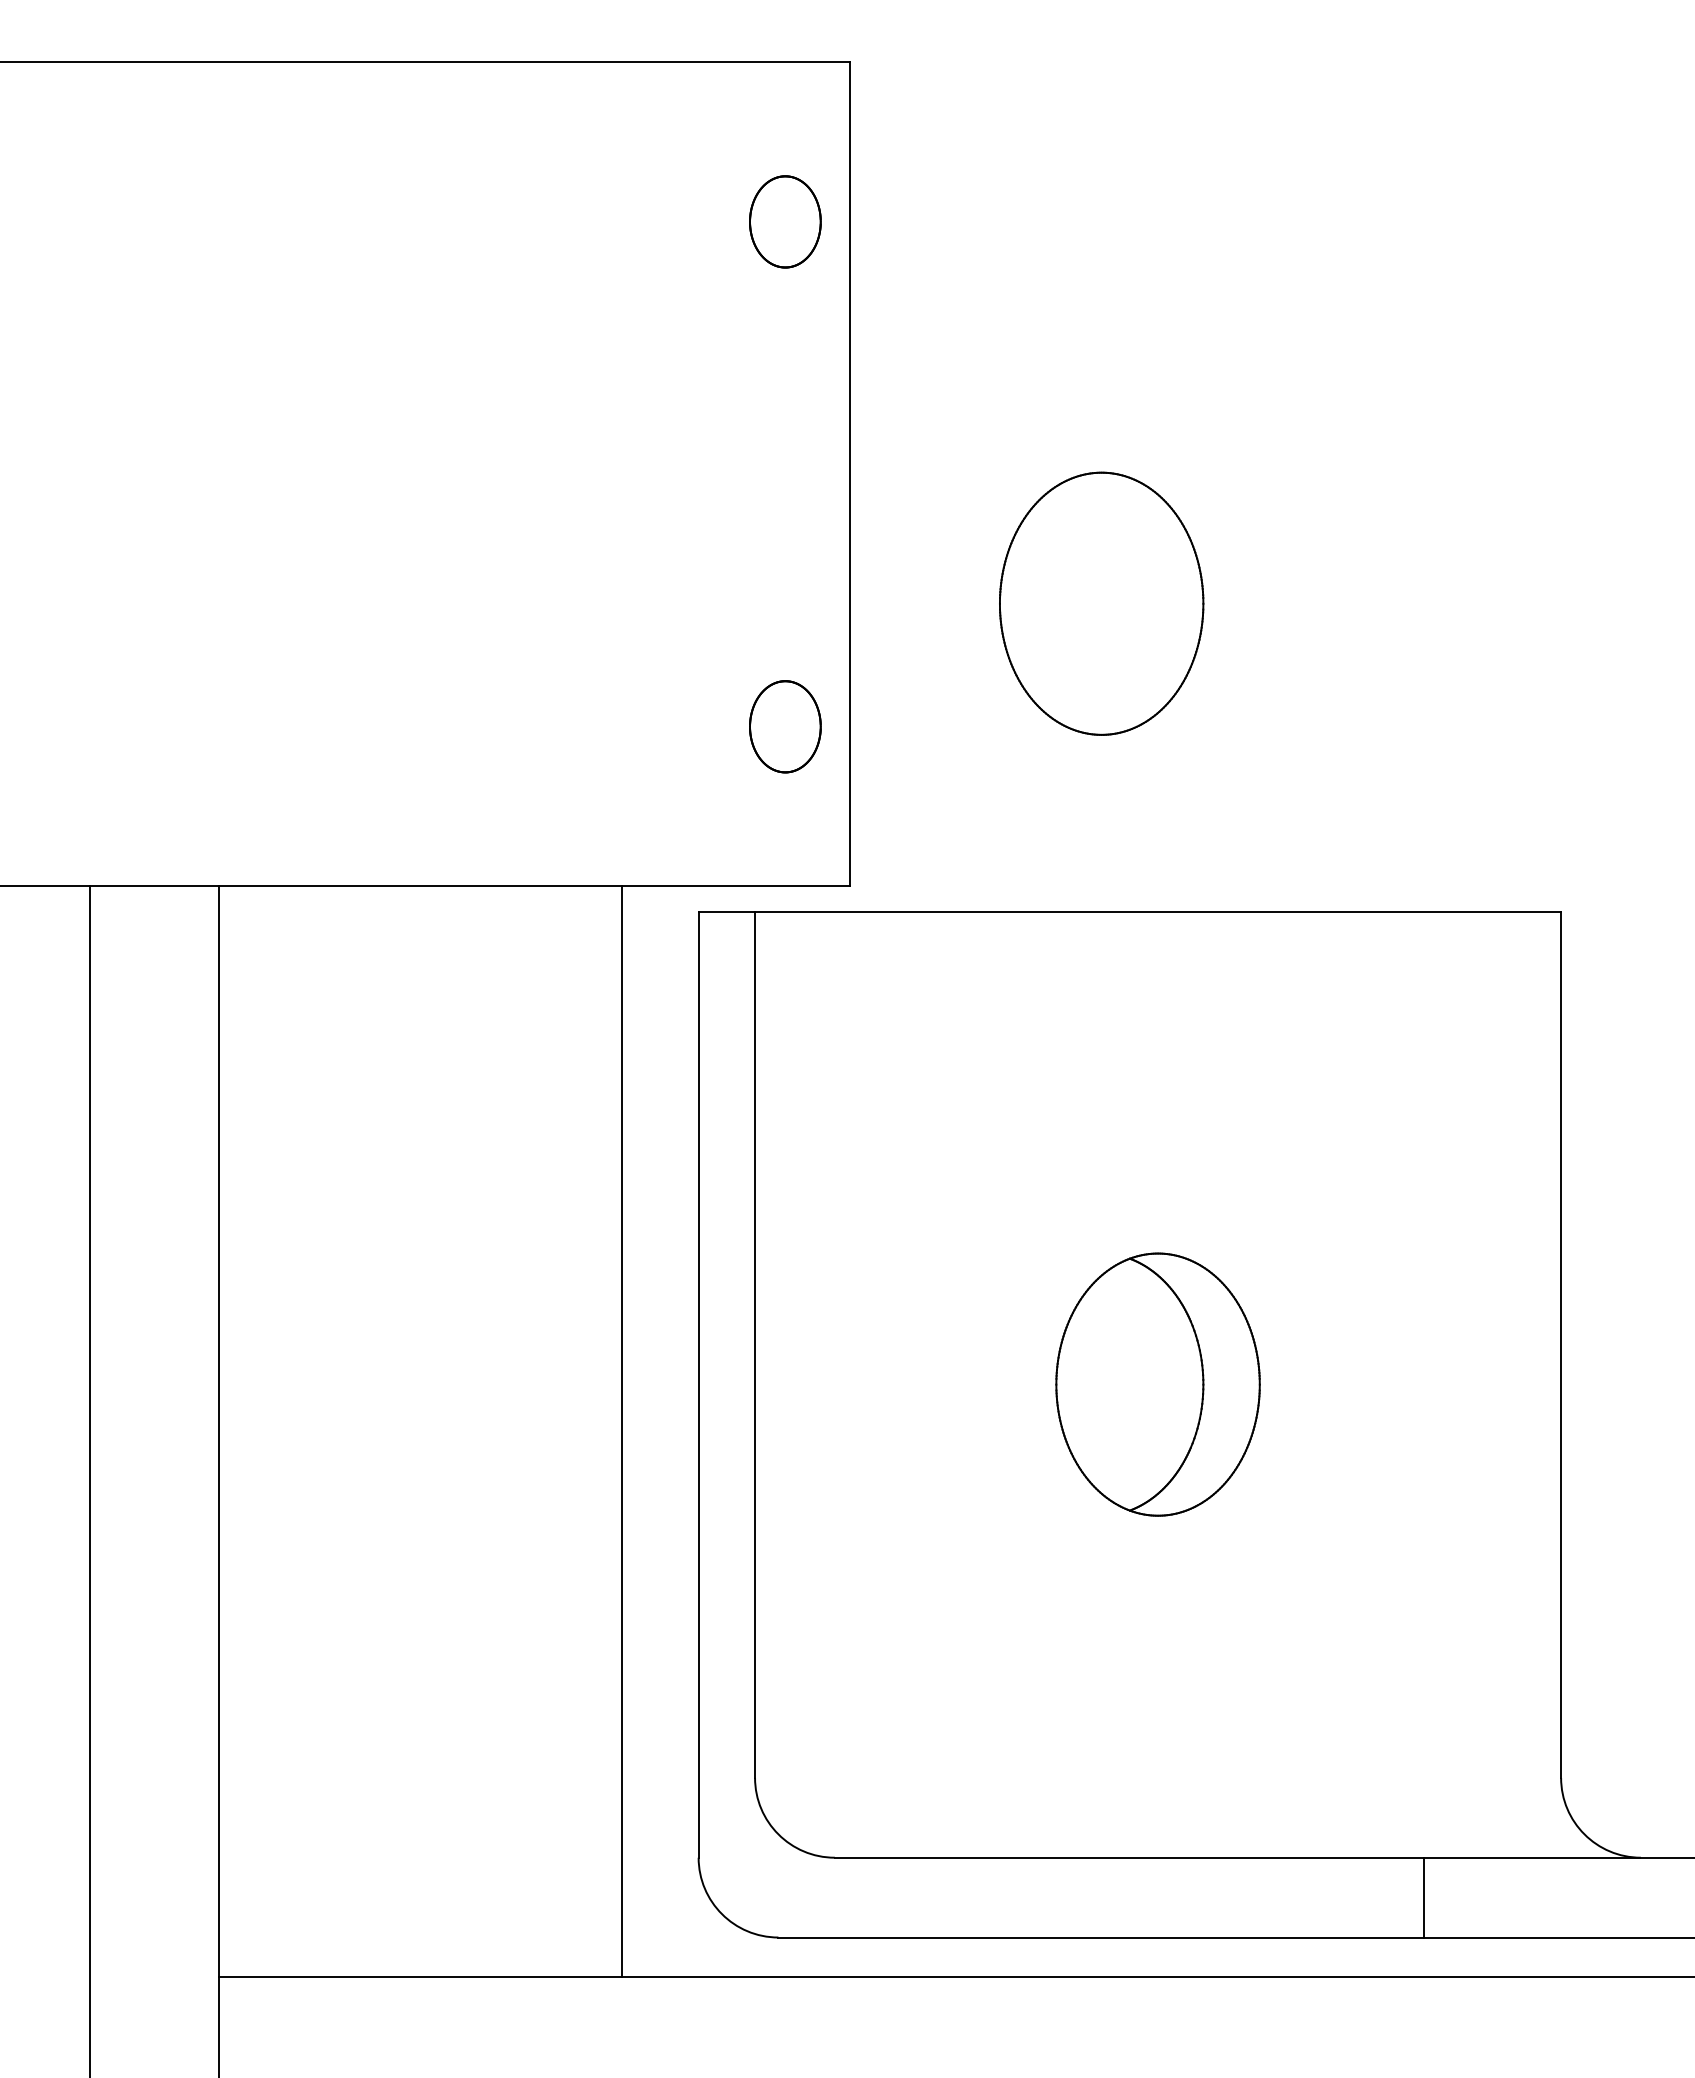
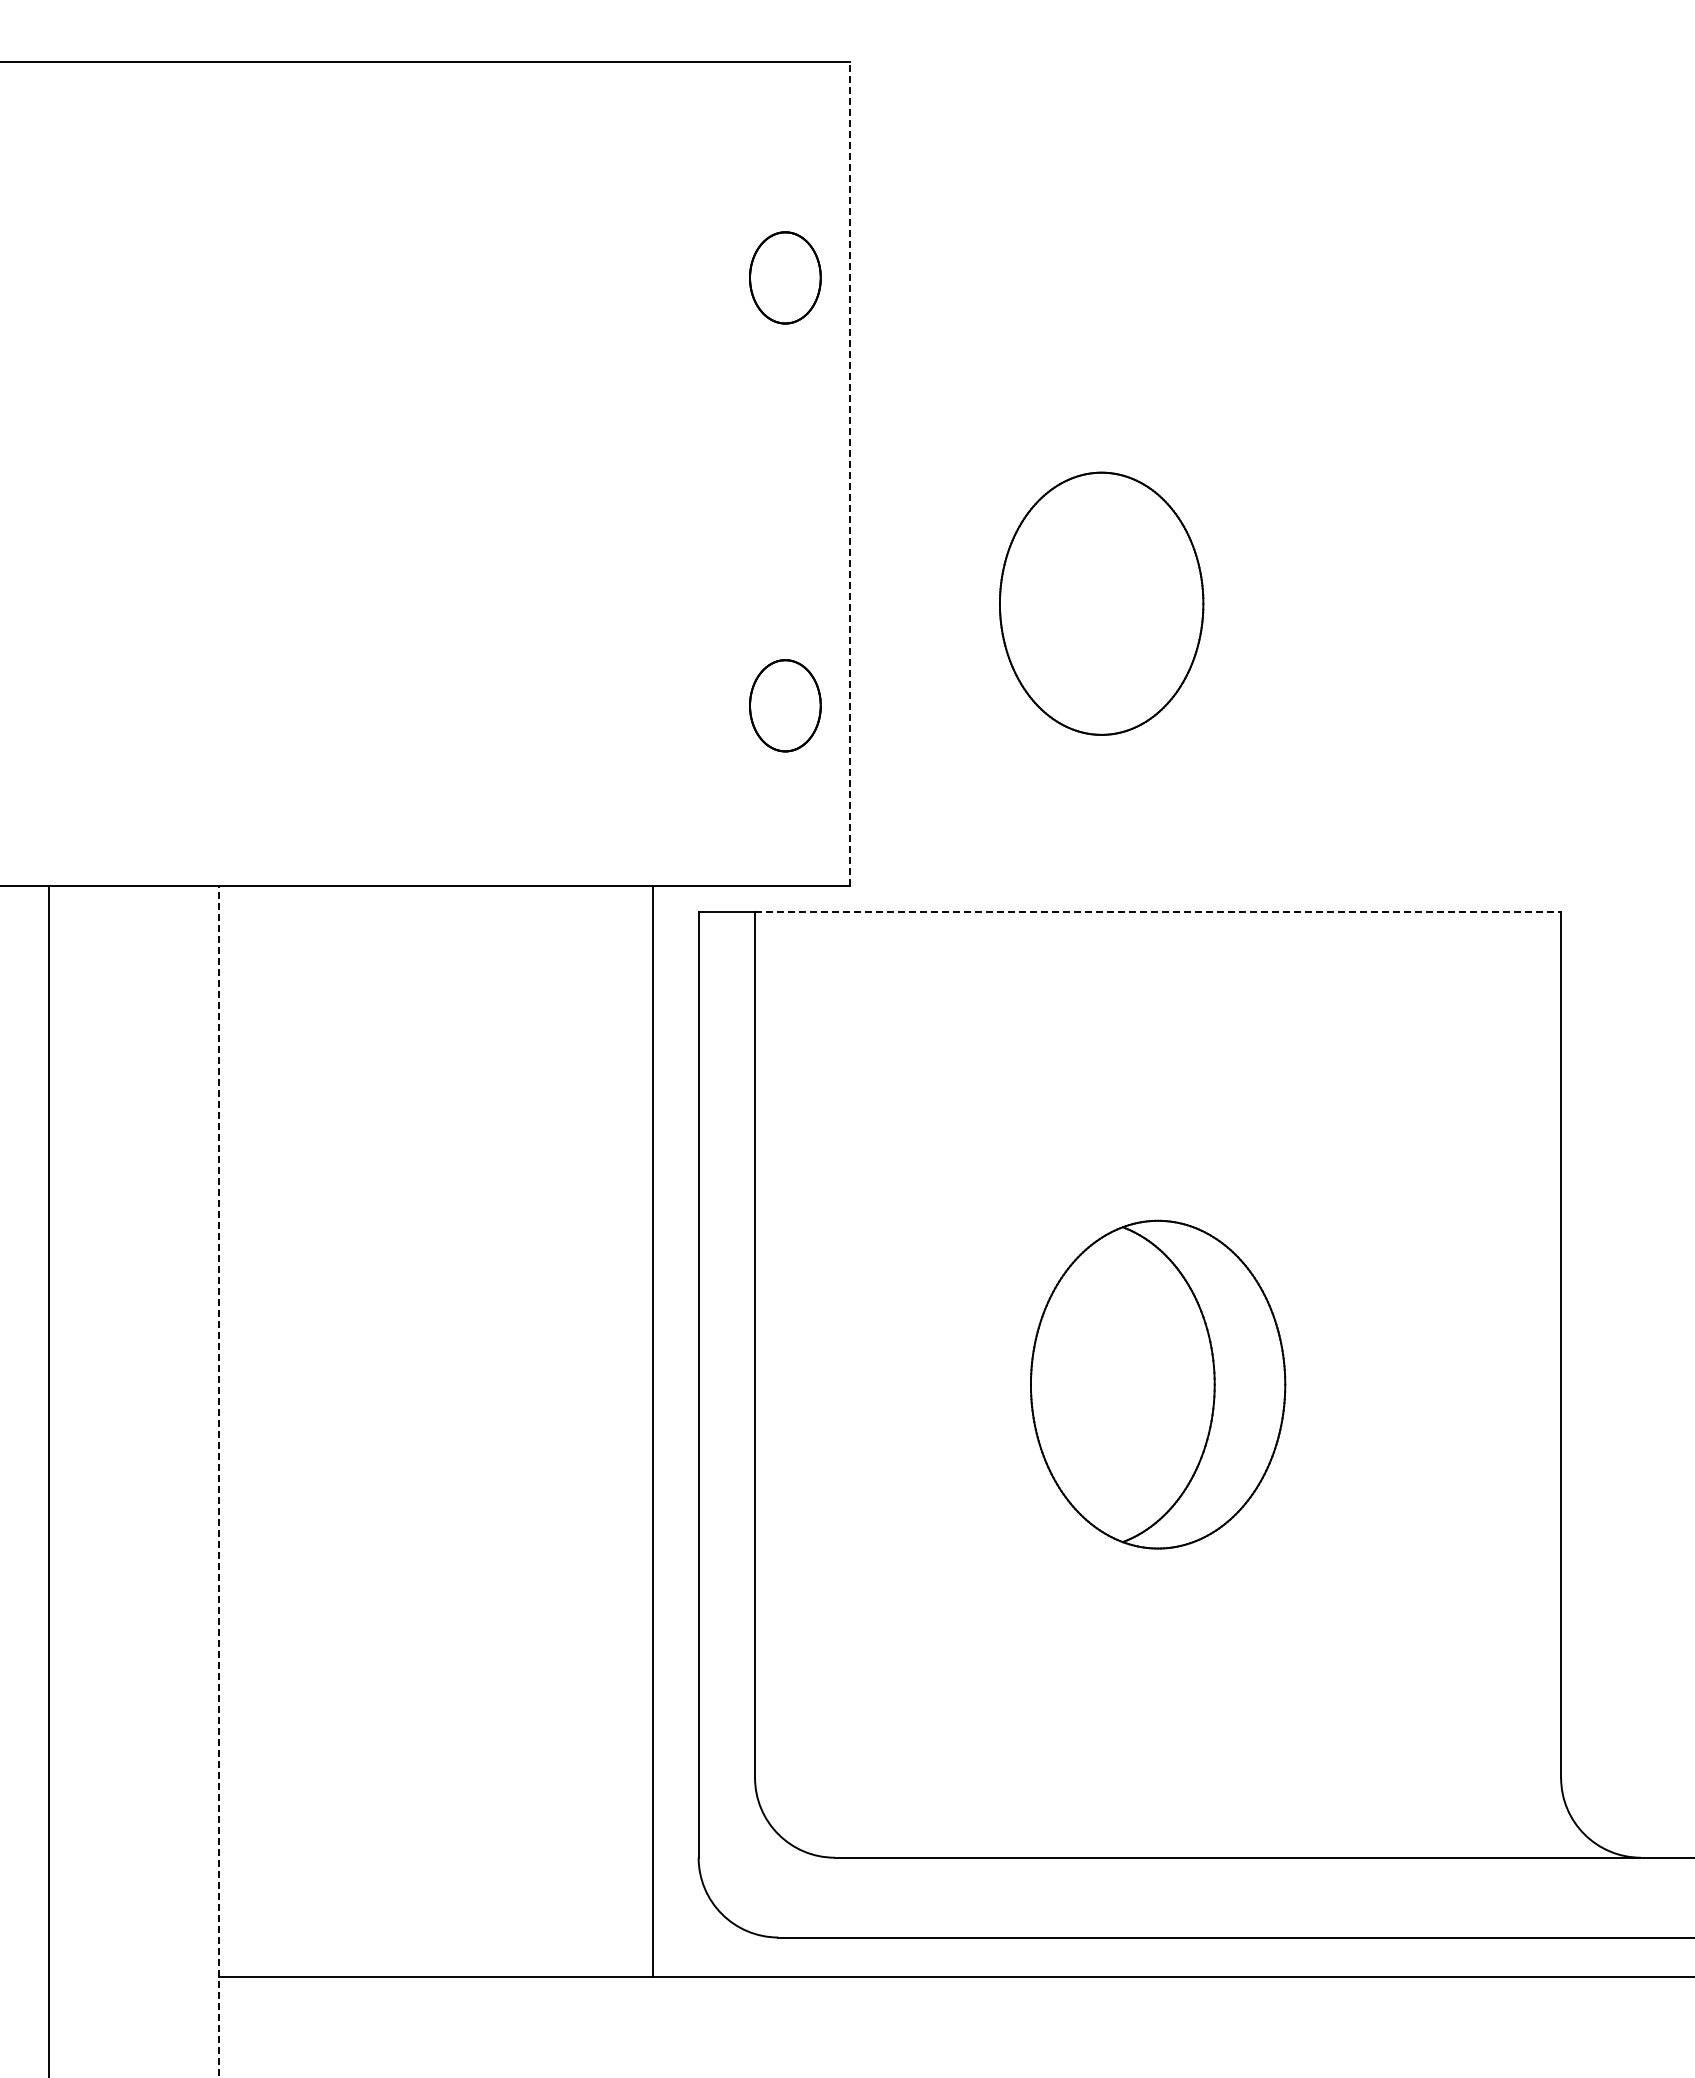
part position: (785, 221) -> (785, 277) (785, 277)
line: solid -> dashed (849, 473)
part position: (785, 726) -> (785, 705) (785, 705)
line: solid -> dashed (1158, 911)
part size: 206x265 px -> 257x331 px (1158, 1384)
line position: (621, 1431) -> (652, 1431) (652, 1431)
line position: (89, 1480) -> (48, 1480) (48, 1480)
line: solid -> dashed (218, 1482)
line: present -> none (1424, 1897)
